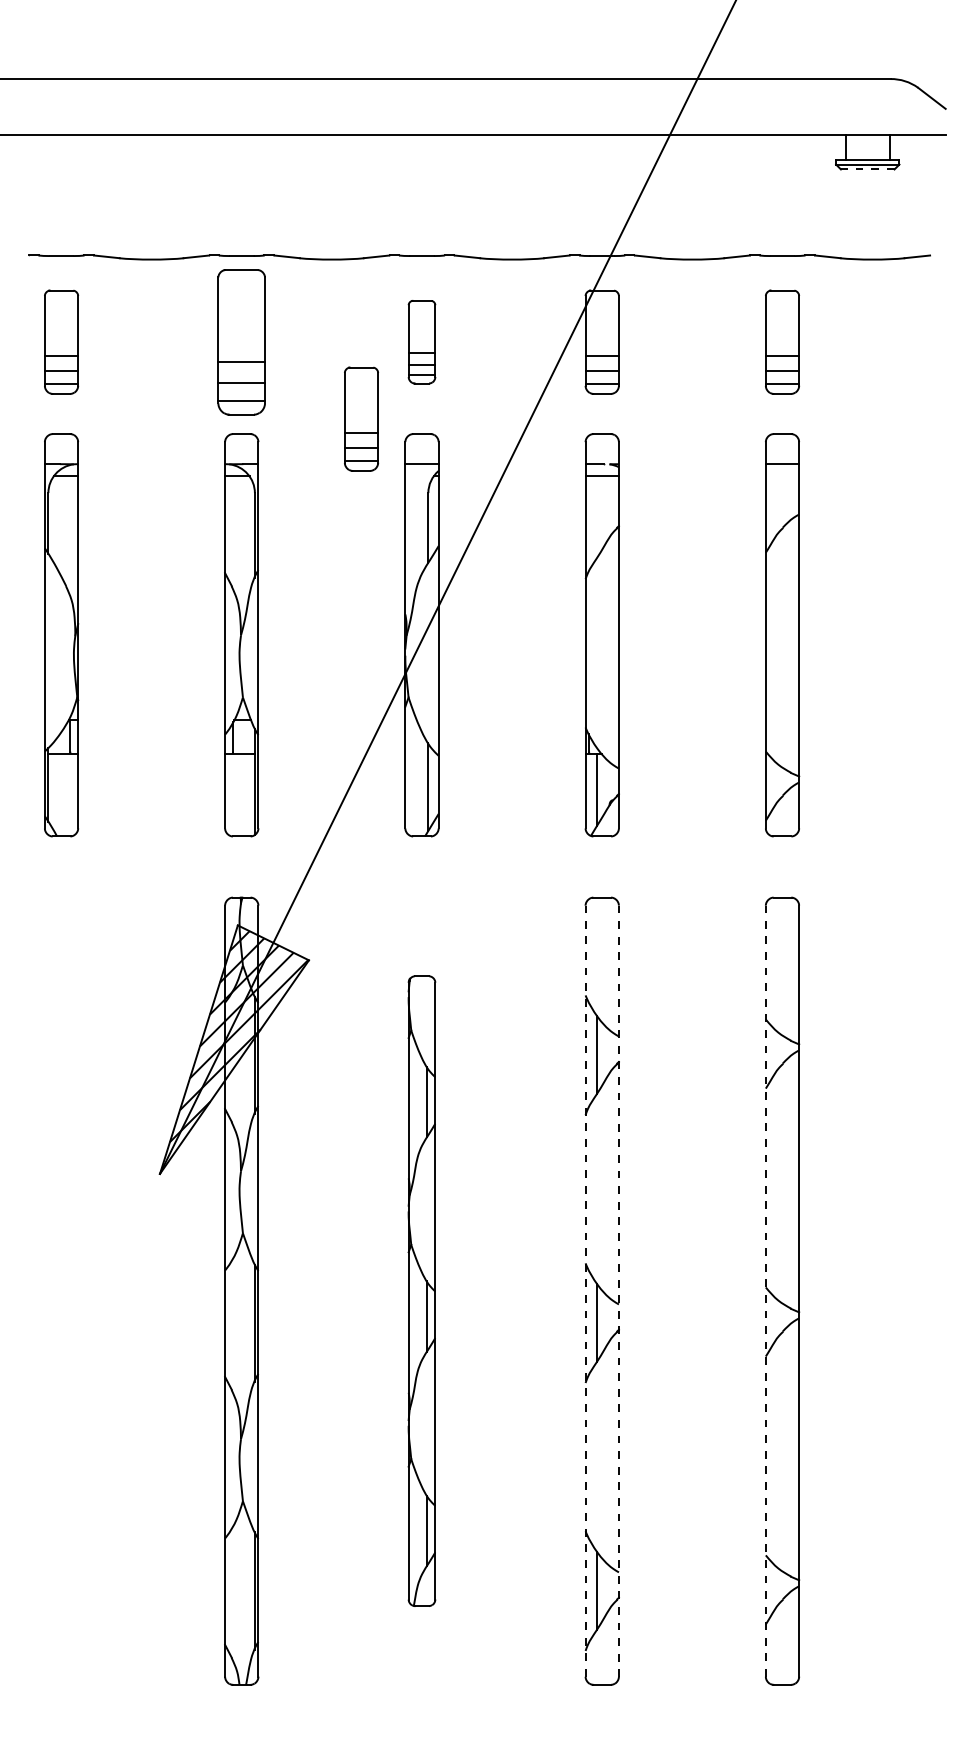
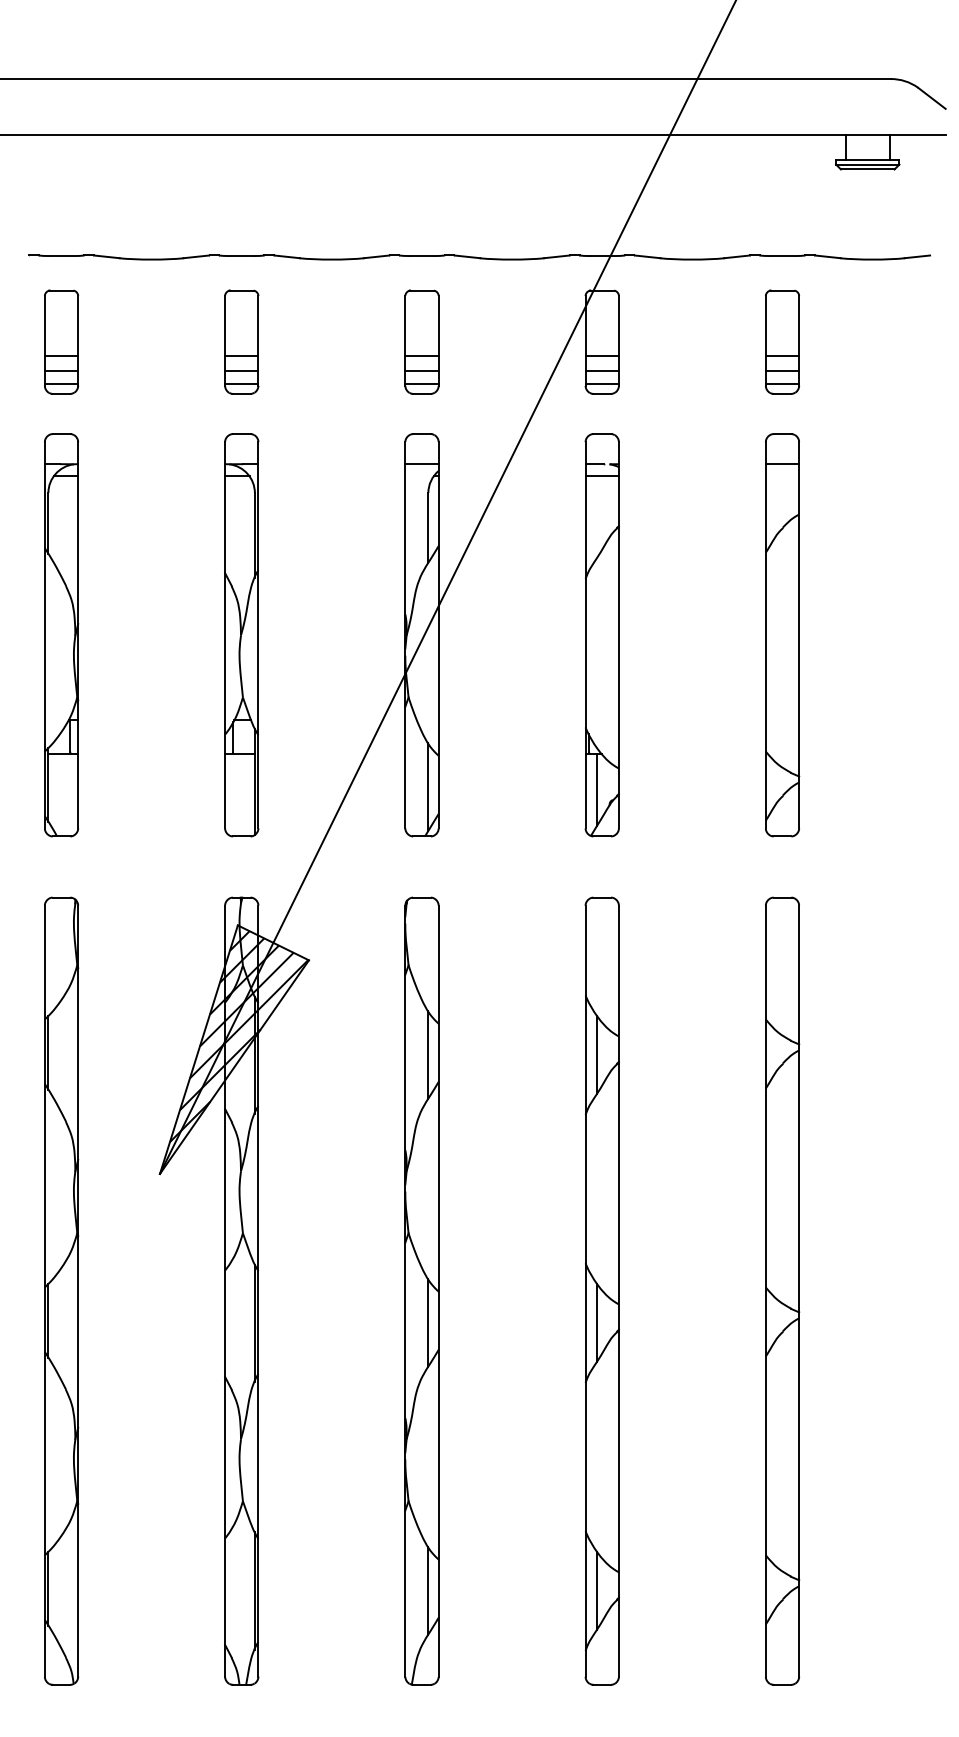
line: dashed -> solid (867, 169)
part size: 49x147 px -> 36x106 px (241, 341)
part size: 30x85 px -> 36x106 px (421, 341)
part: present -> none (361, 418)
part: none -> present (61, 1290)
part size: 30x632 px -> 36x790 px (421, 1290)
line: dashed -> solid (585, 1291)
line: dashed -> solid (618, 1291)
line: dashed -> solid (765, 1291)
